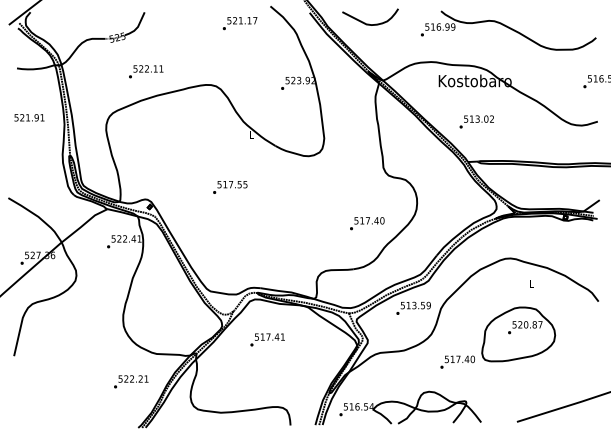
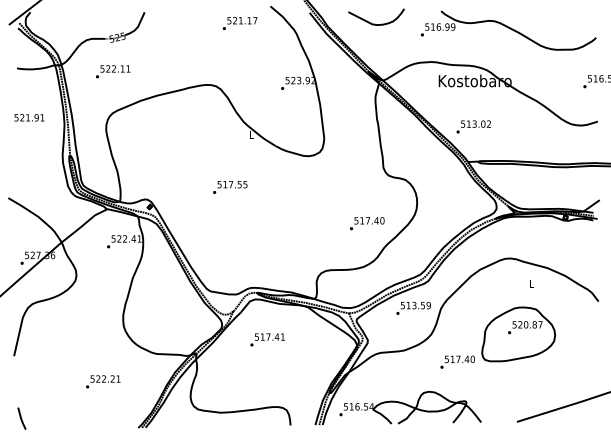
curve position: (369, 23) -> (375, 23) (375, 23)
text position: (146, 71) -> (113, 71) (113, 71)
text position: (476, 121) -> (473, 126) (473, 126)
text position: (131, 381) -> (103, 381) (103, 381)
line: none -> present (21, 418)
